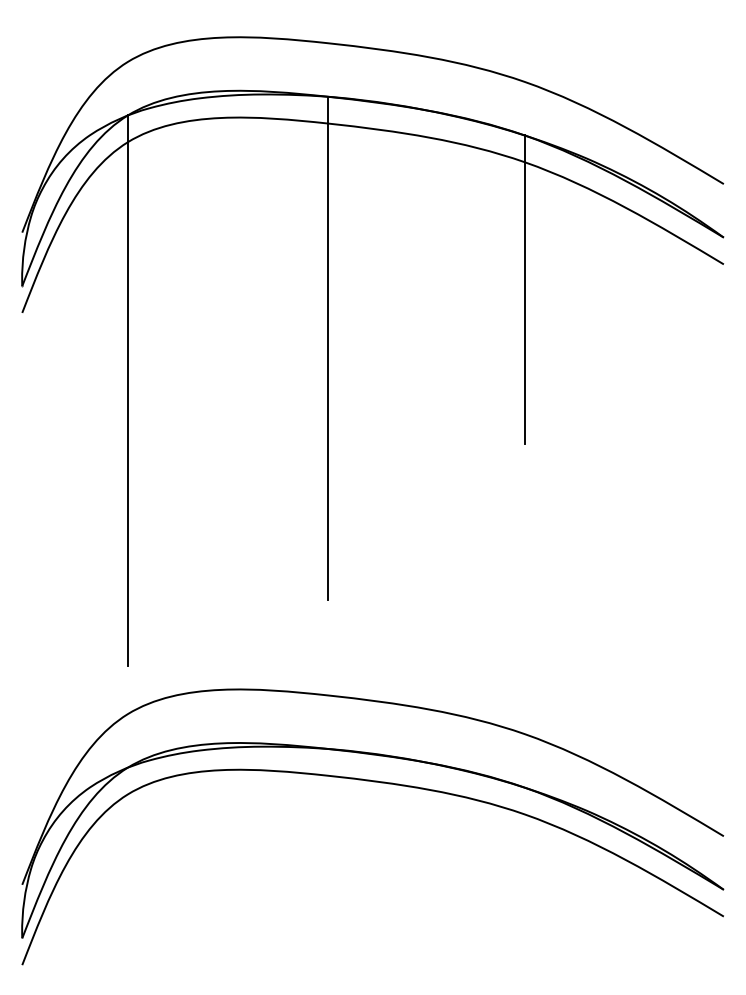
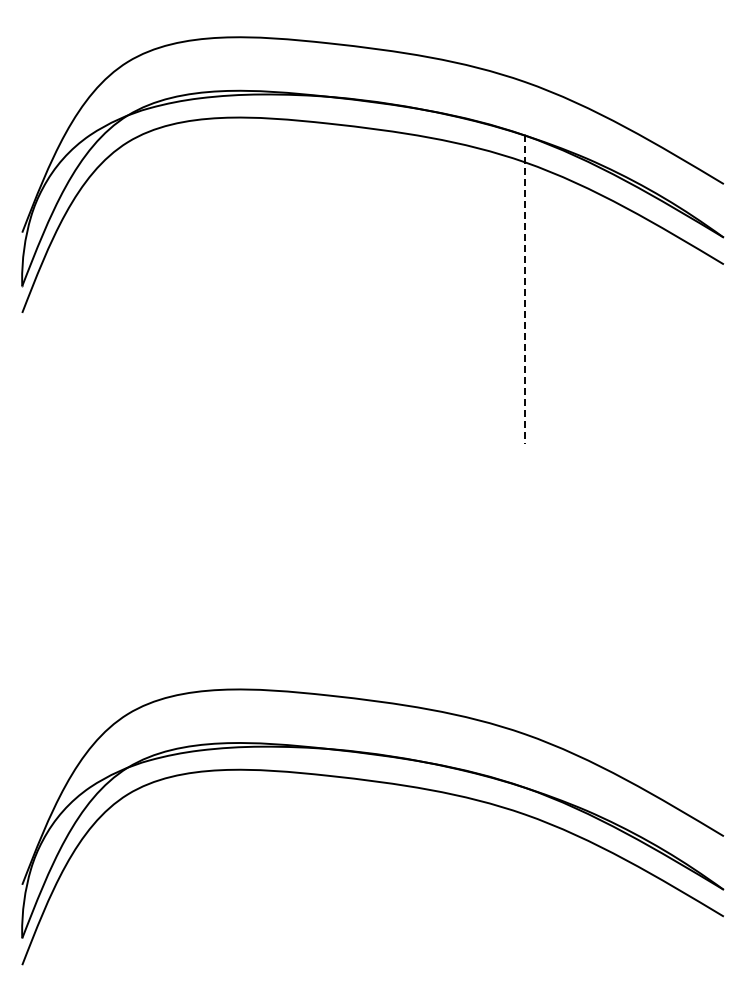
line: solid -> dashed (524, 290)
line: present -> none (327, 348)
line: present -> none (127, 390)
